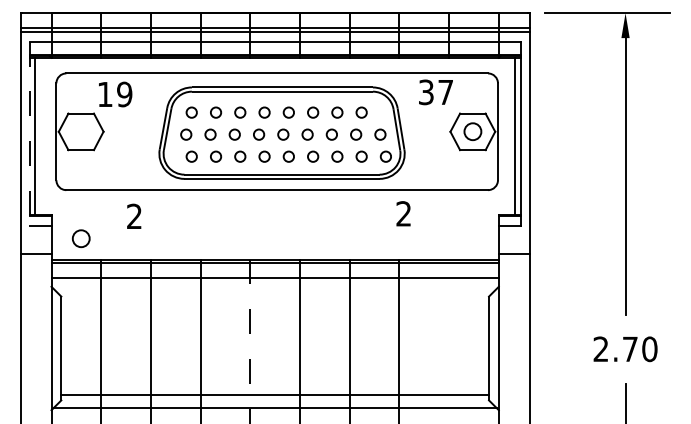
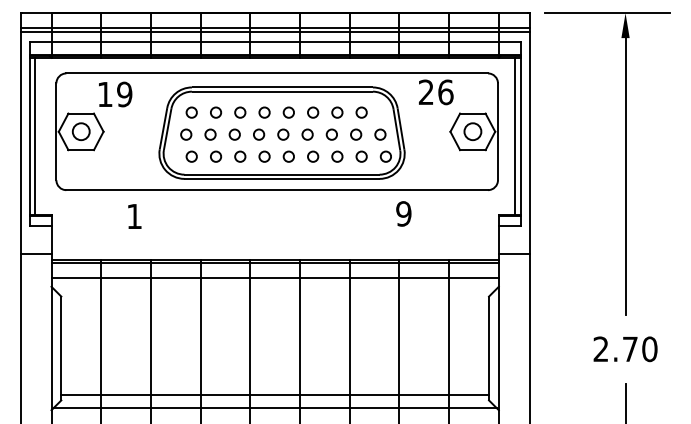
text: 37 -> 26 (436, 92)
line: dashed -> solid (29, 134)
text: 2 -> 9 (403, 213)
text: 2 -> 1 (134, 215)
circle position: (80, 238) -> (80, 131) (80, 131)
line: none -> present (449, 339)
line: dashed -> solid (250, 341)
